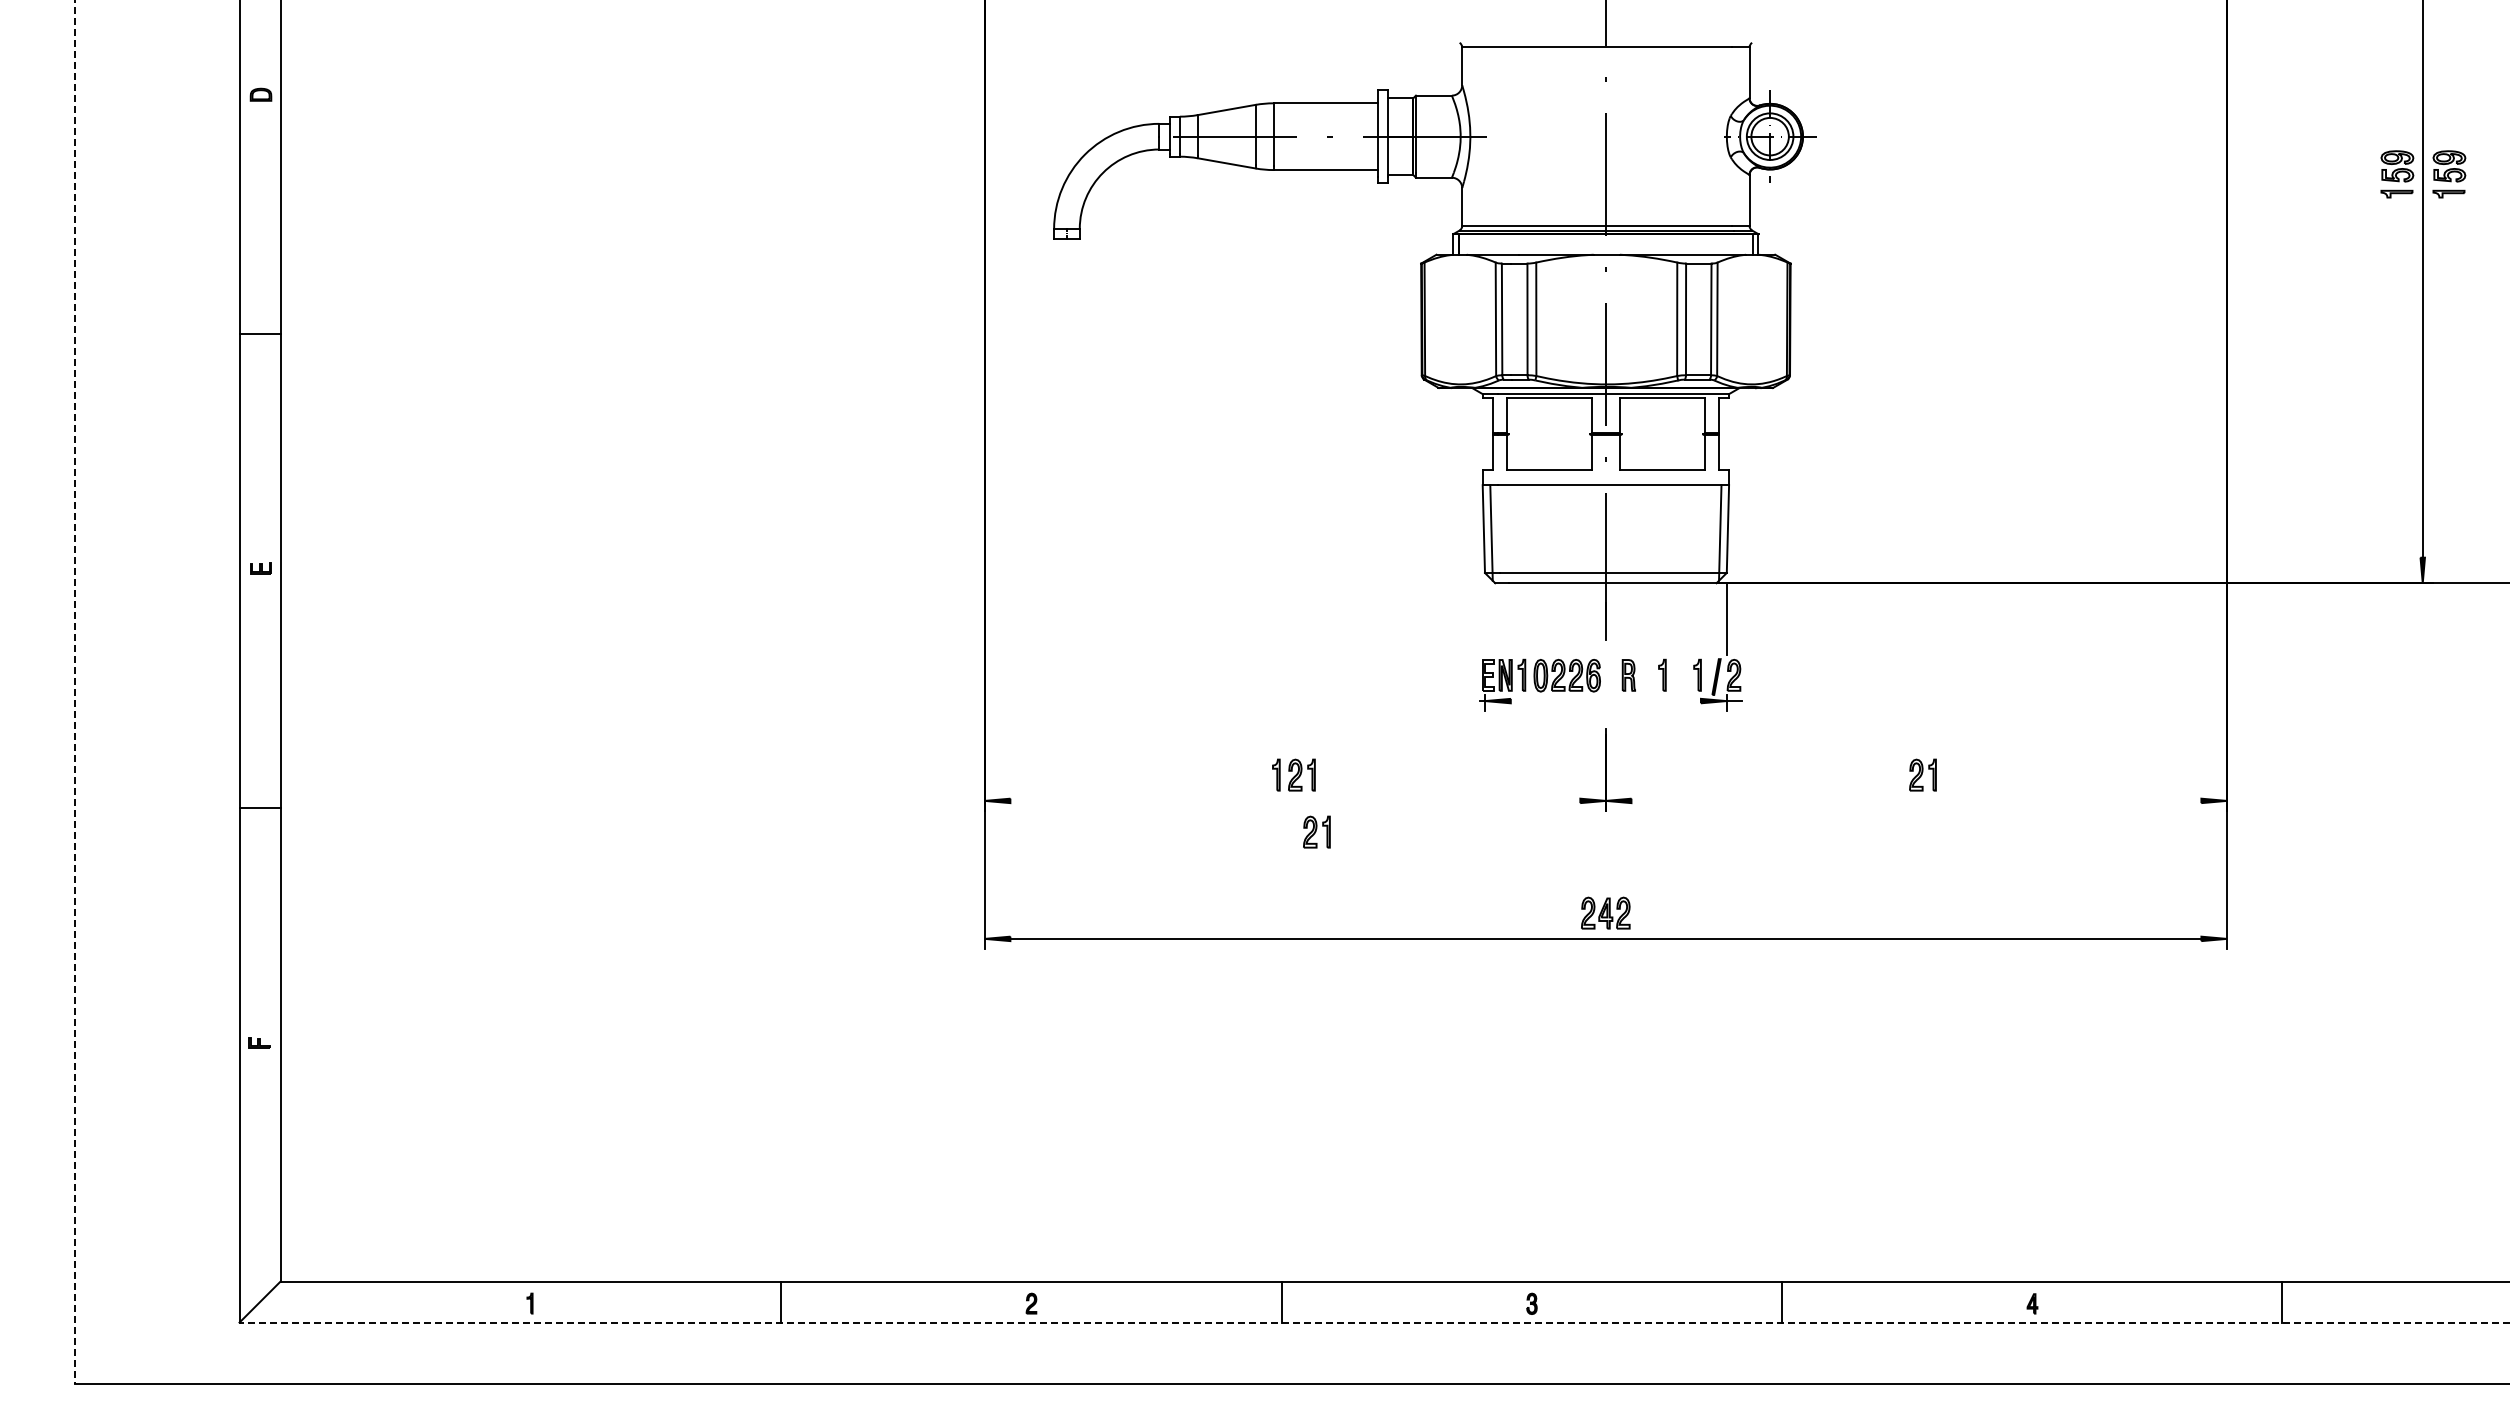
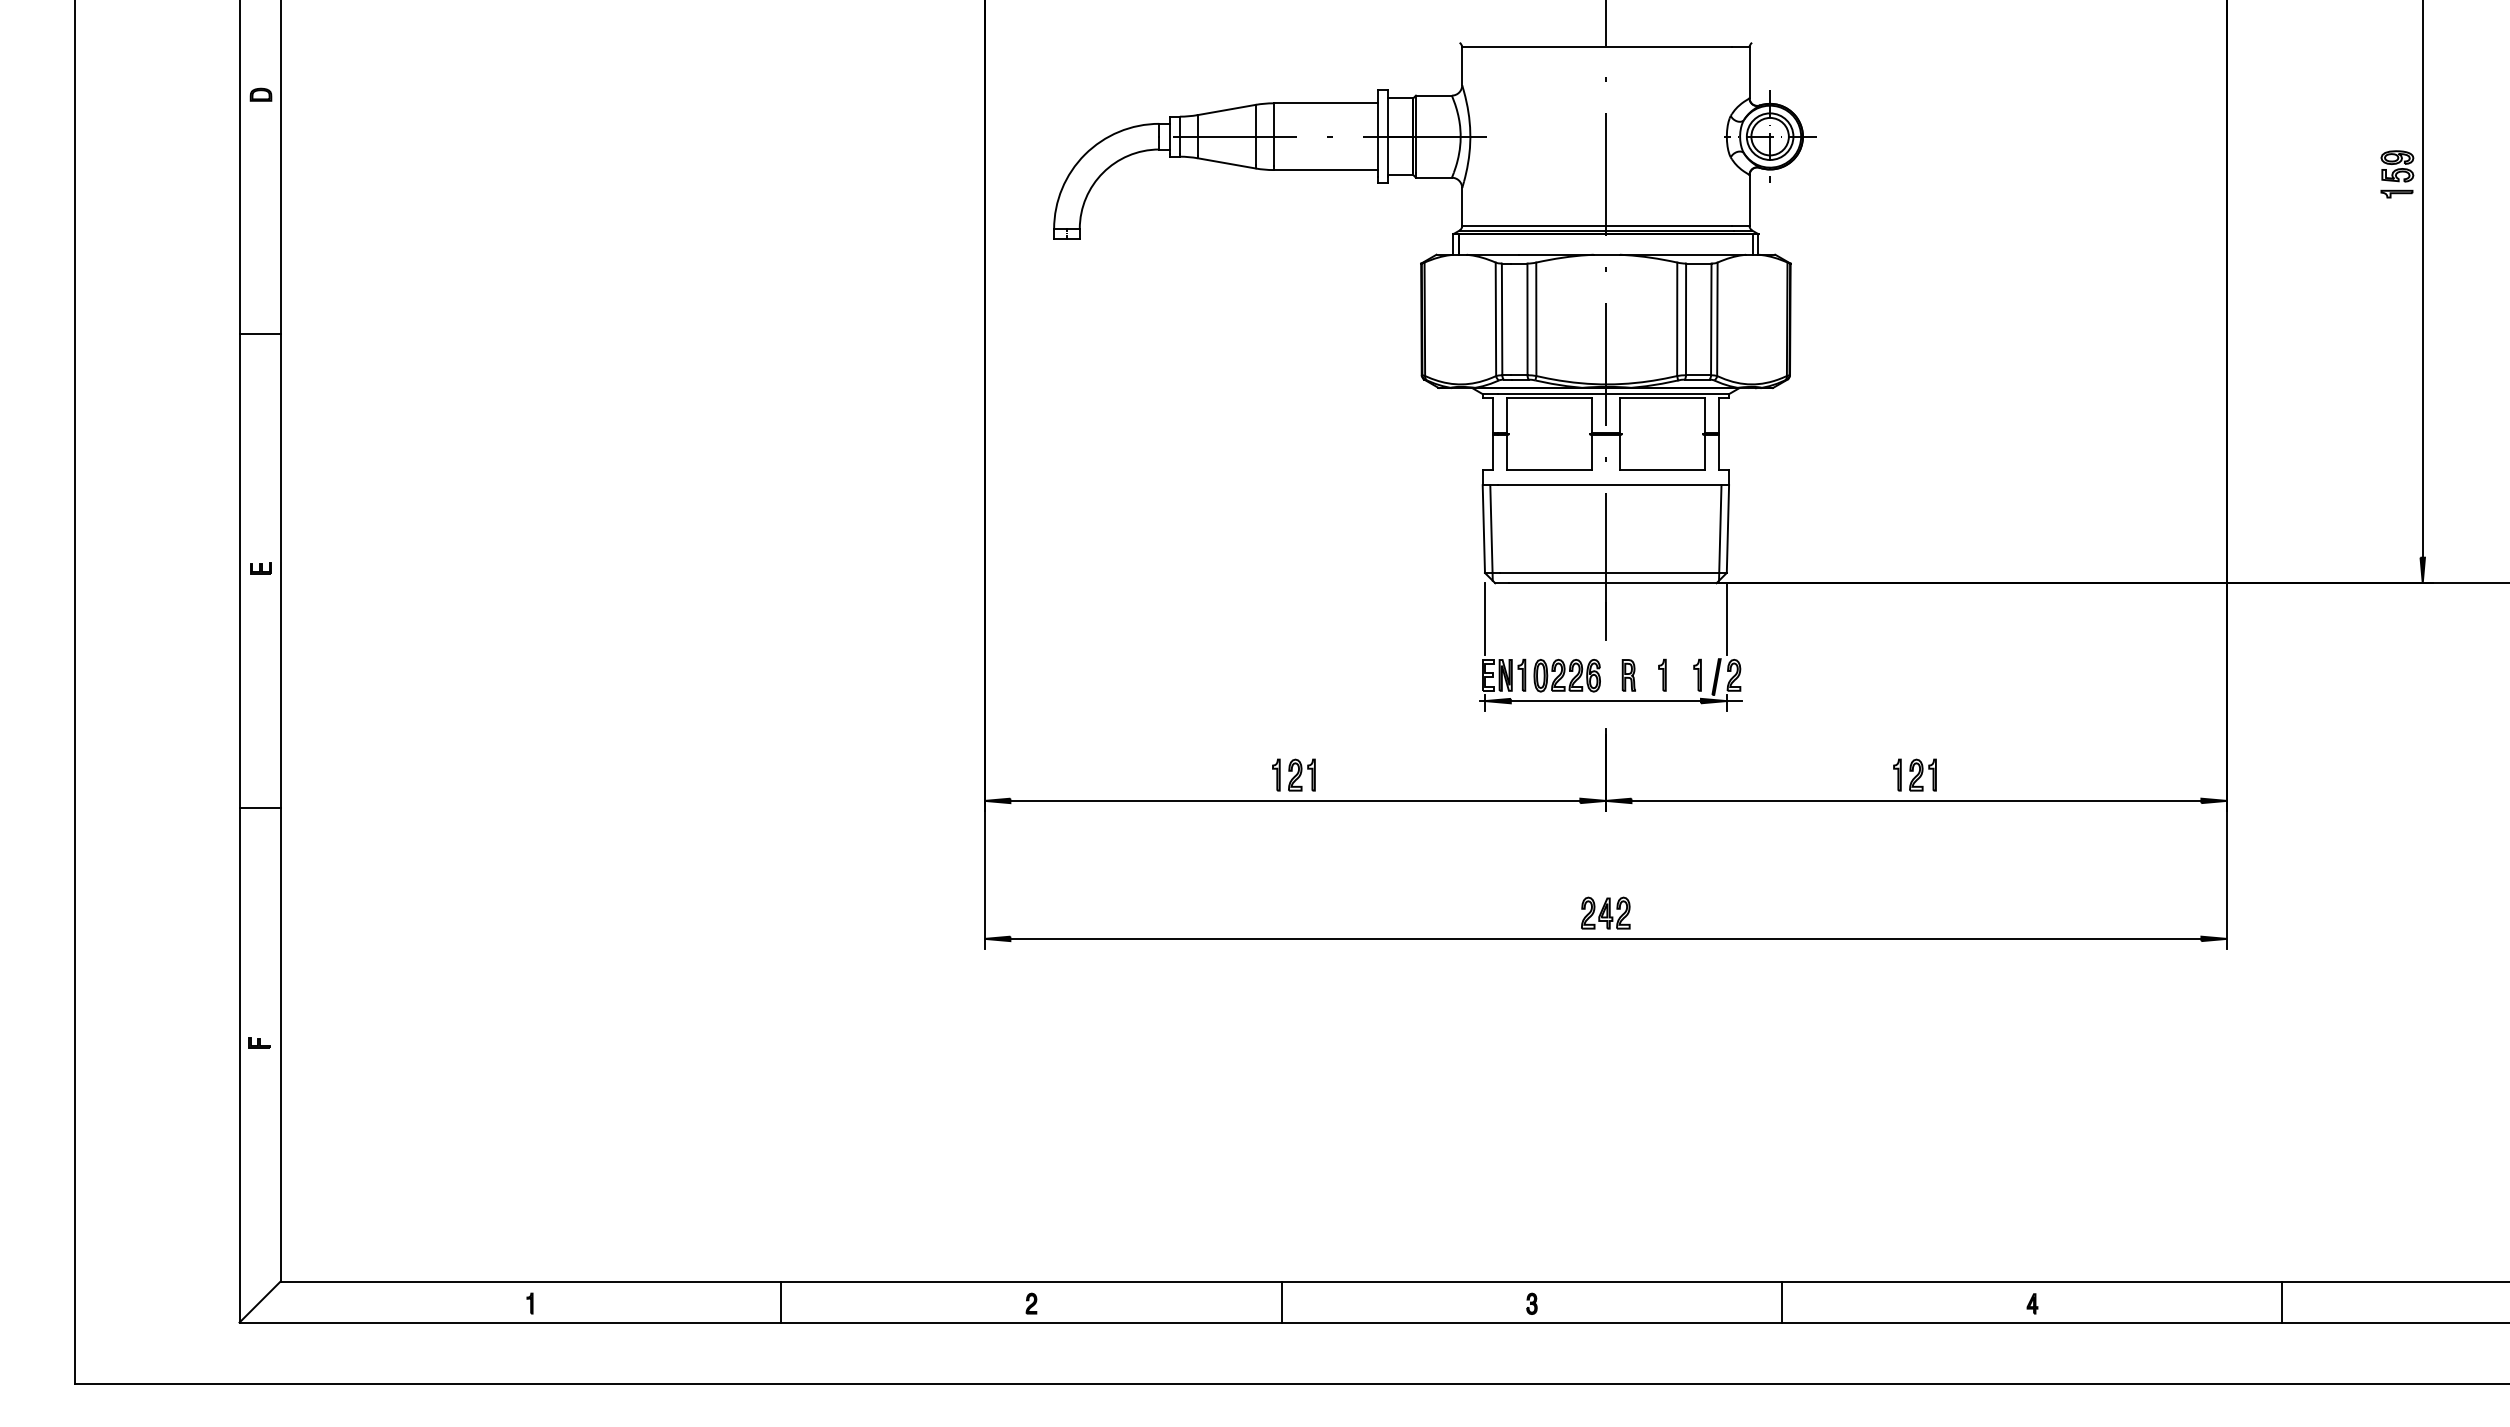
part: present -> none (2449, 174)
line: none -> present (1485, 618)
line: dashed -> solid (75, 692)
line: none -> present (1605, 701)
part: none -> present (1897, 774)
line: none -> present (1295, 800)
line: none -> present (1916, 800)
part: present -> none (1316, 831)
line: dashed -> solid (1374, 1322)
